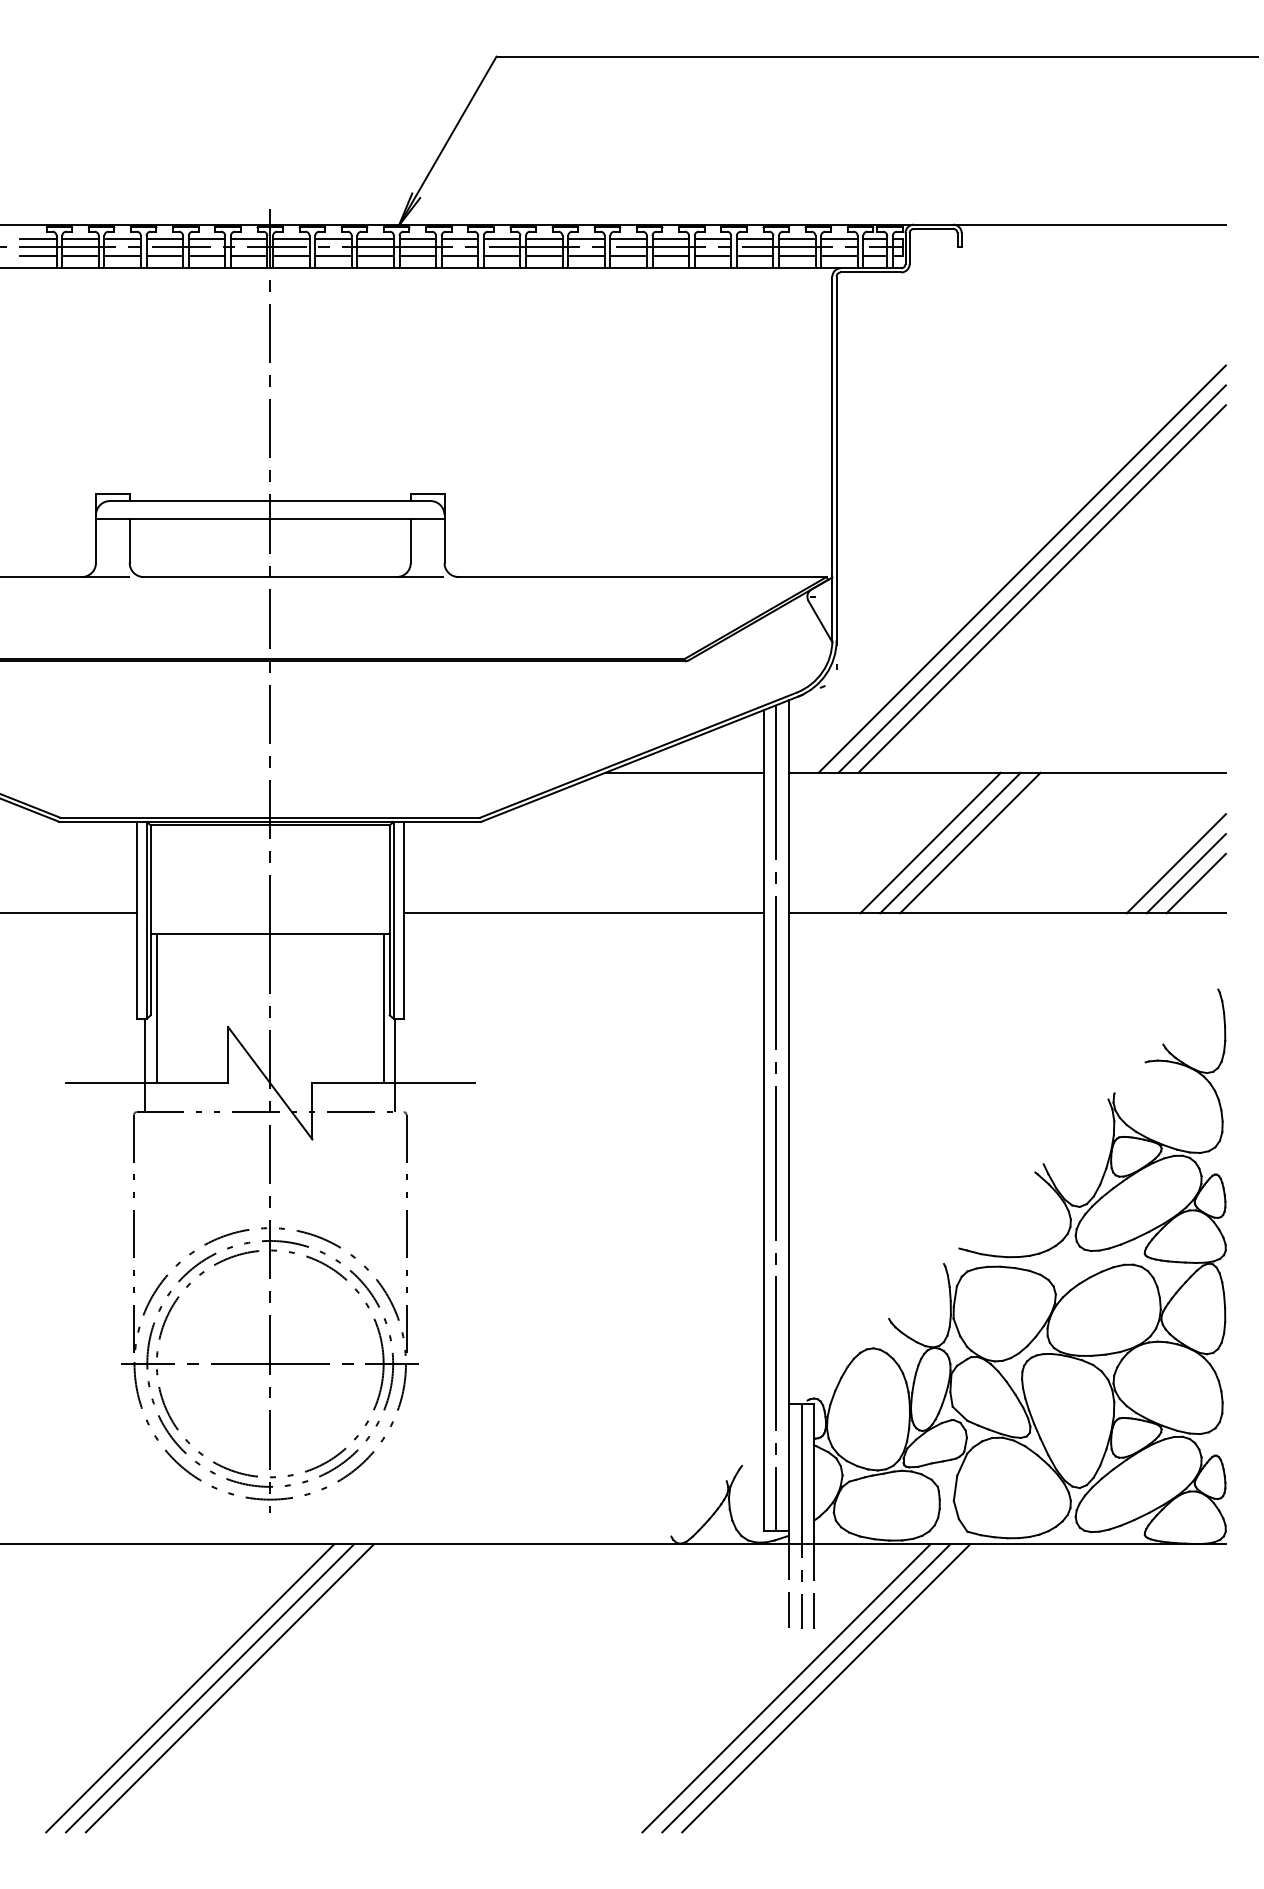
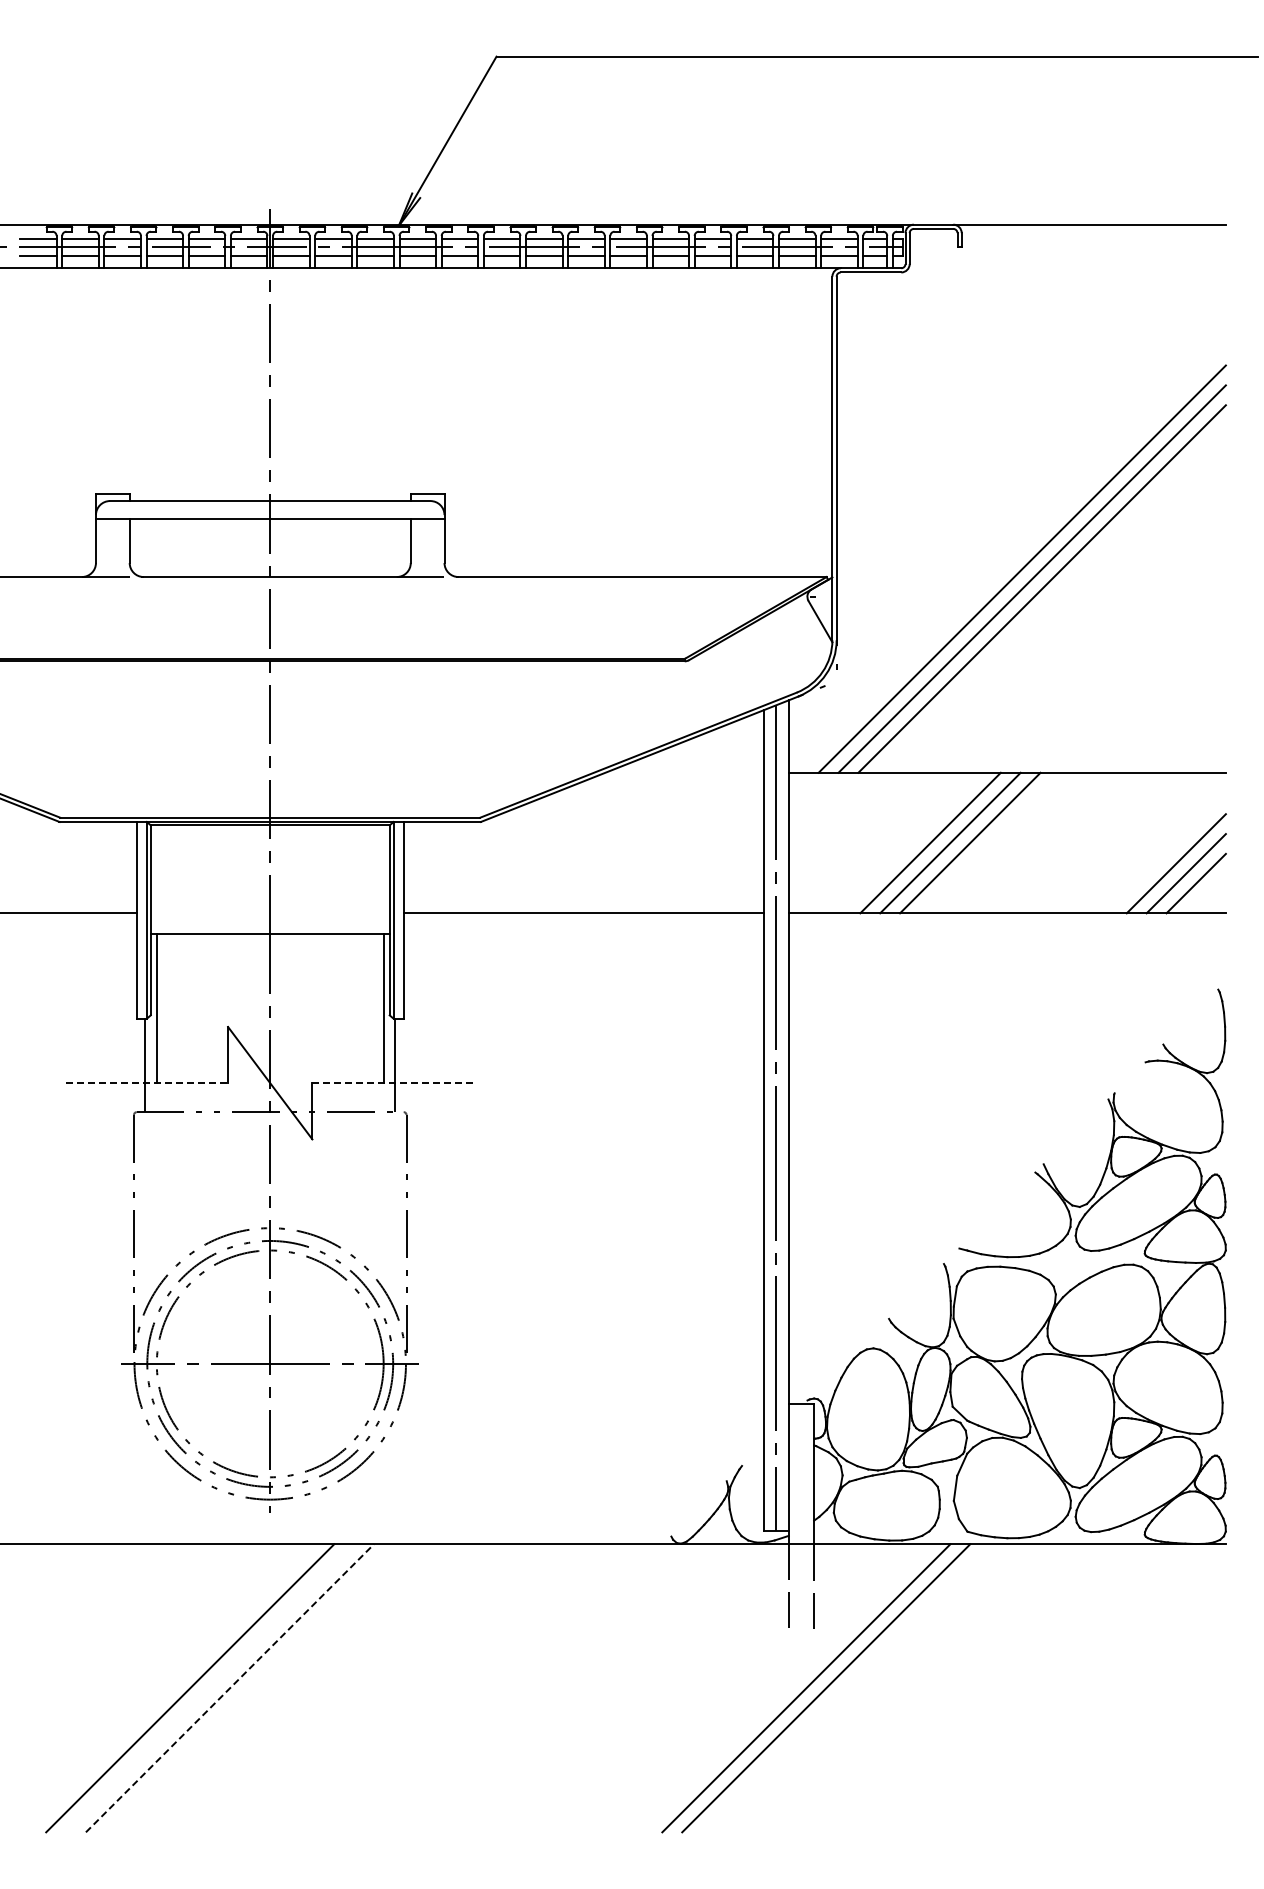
line: present -> none (684, 772)
line: solid -> dashed (147, 1083)
line: solid -> dashed (394, 1083)
line: present -> none (801, 1515)
line: present -> none (210, 1688)
line: solid -> dashed (230, 1688)
line: present -> none (786, 1688)
